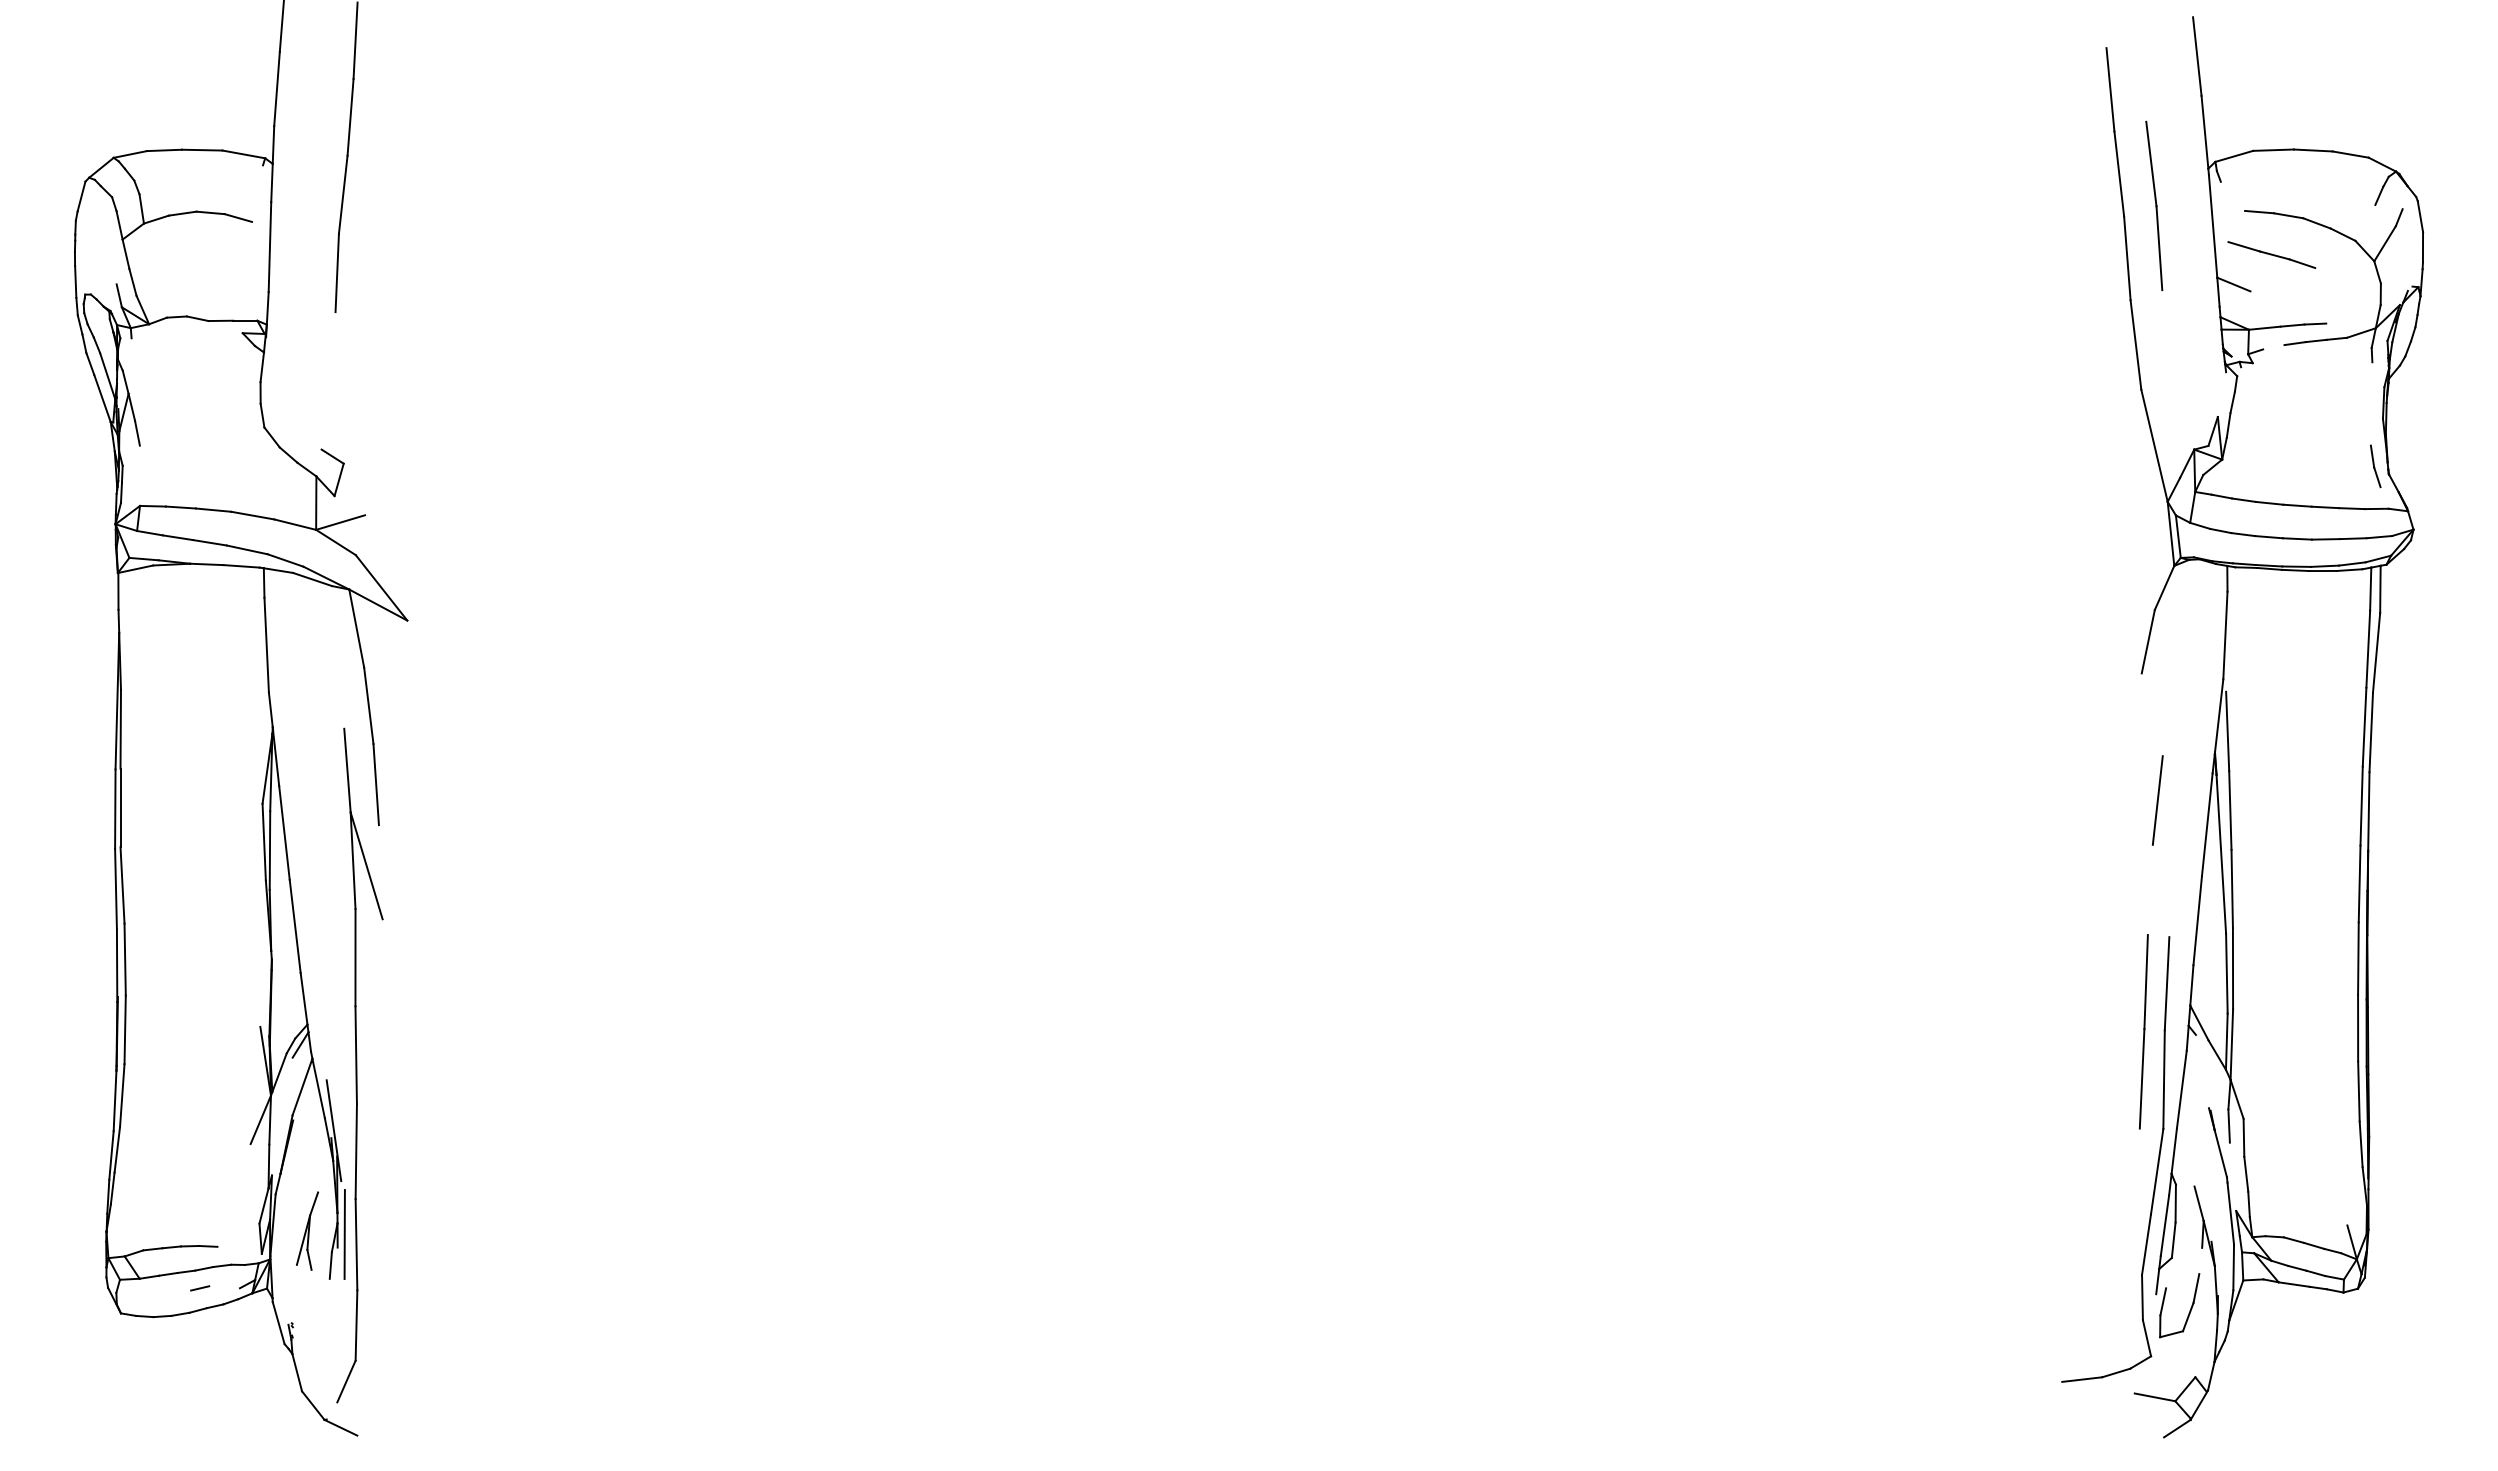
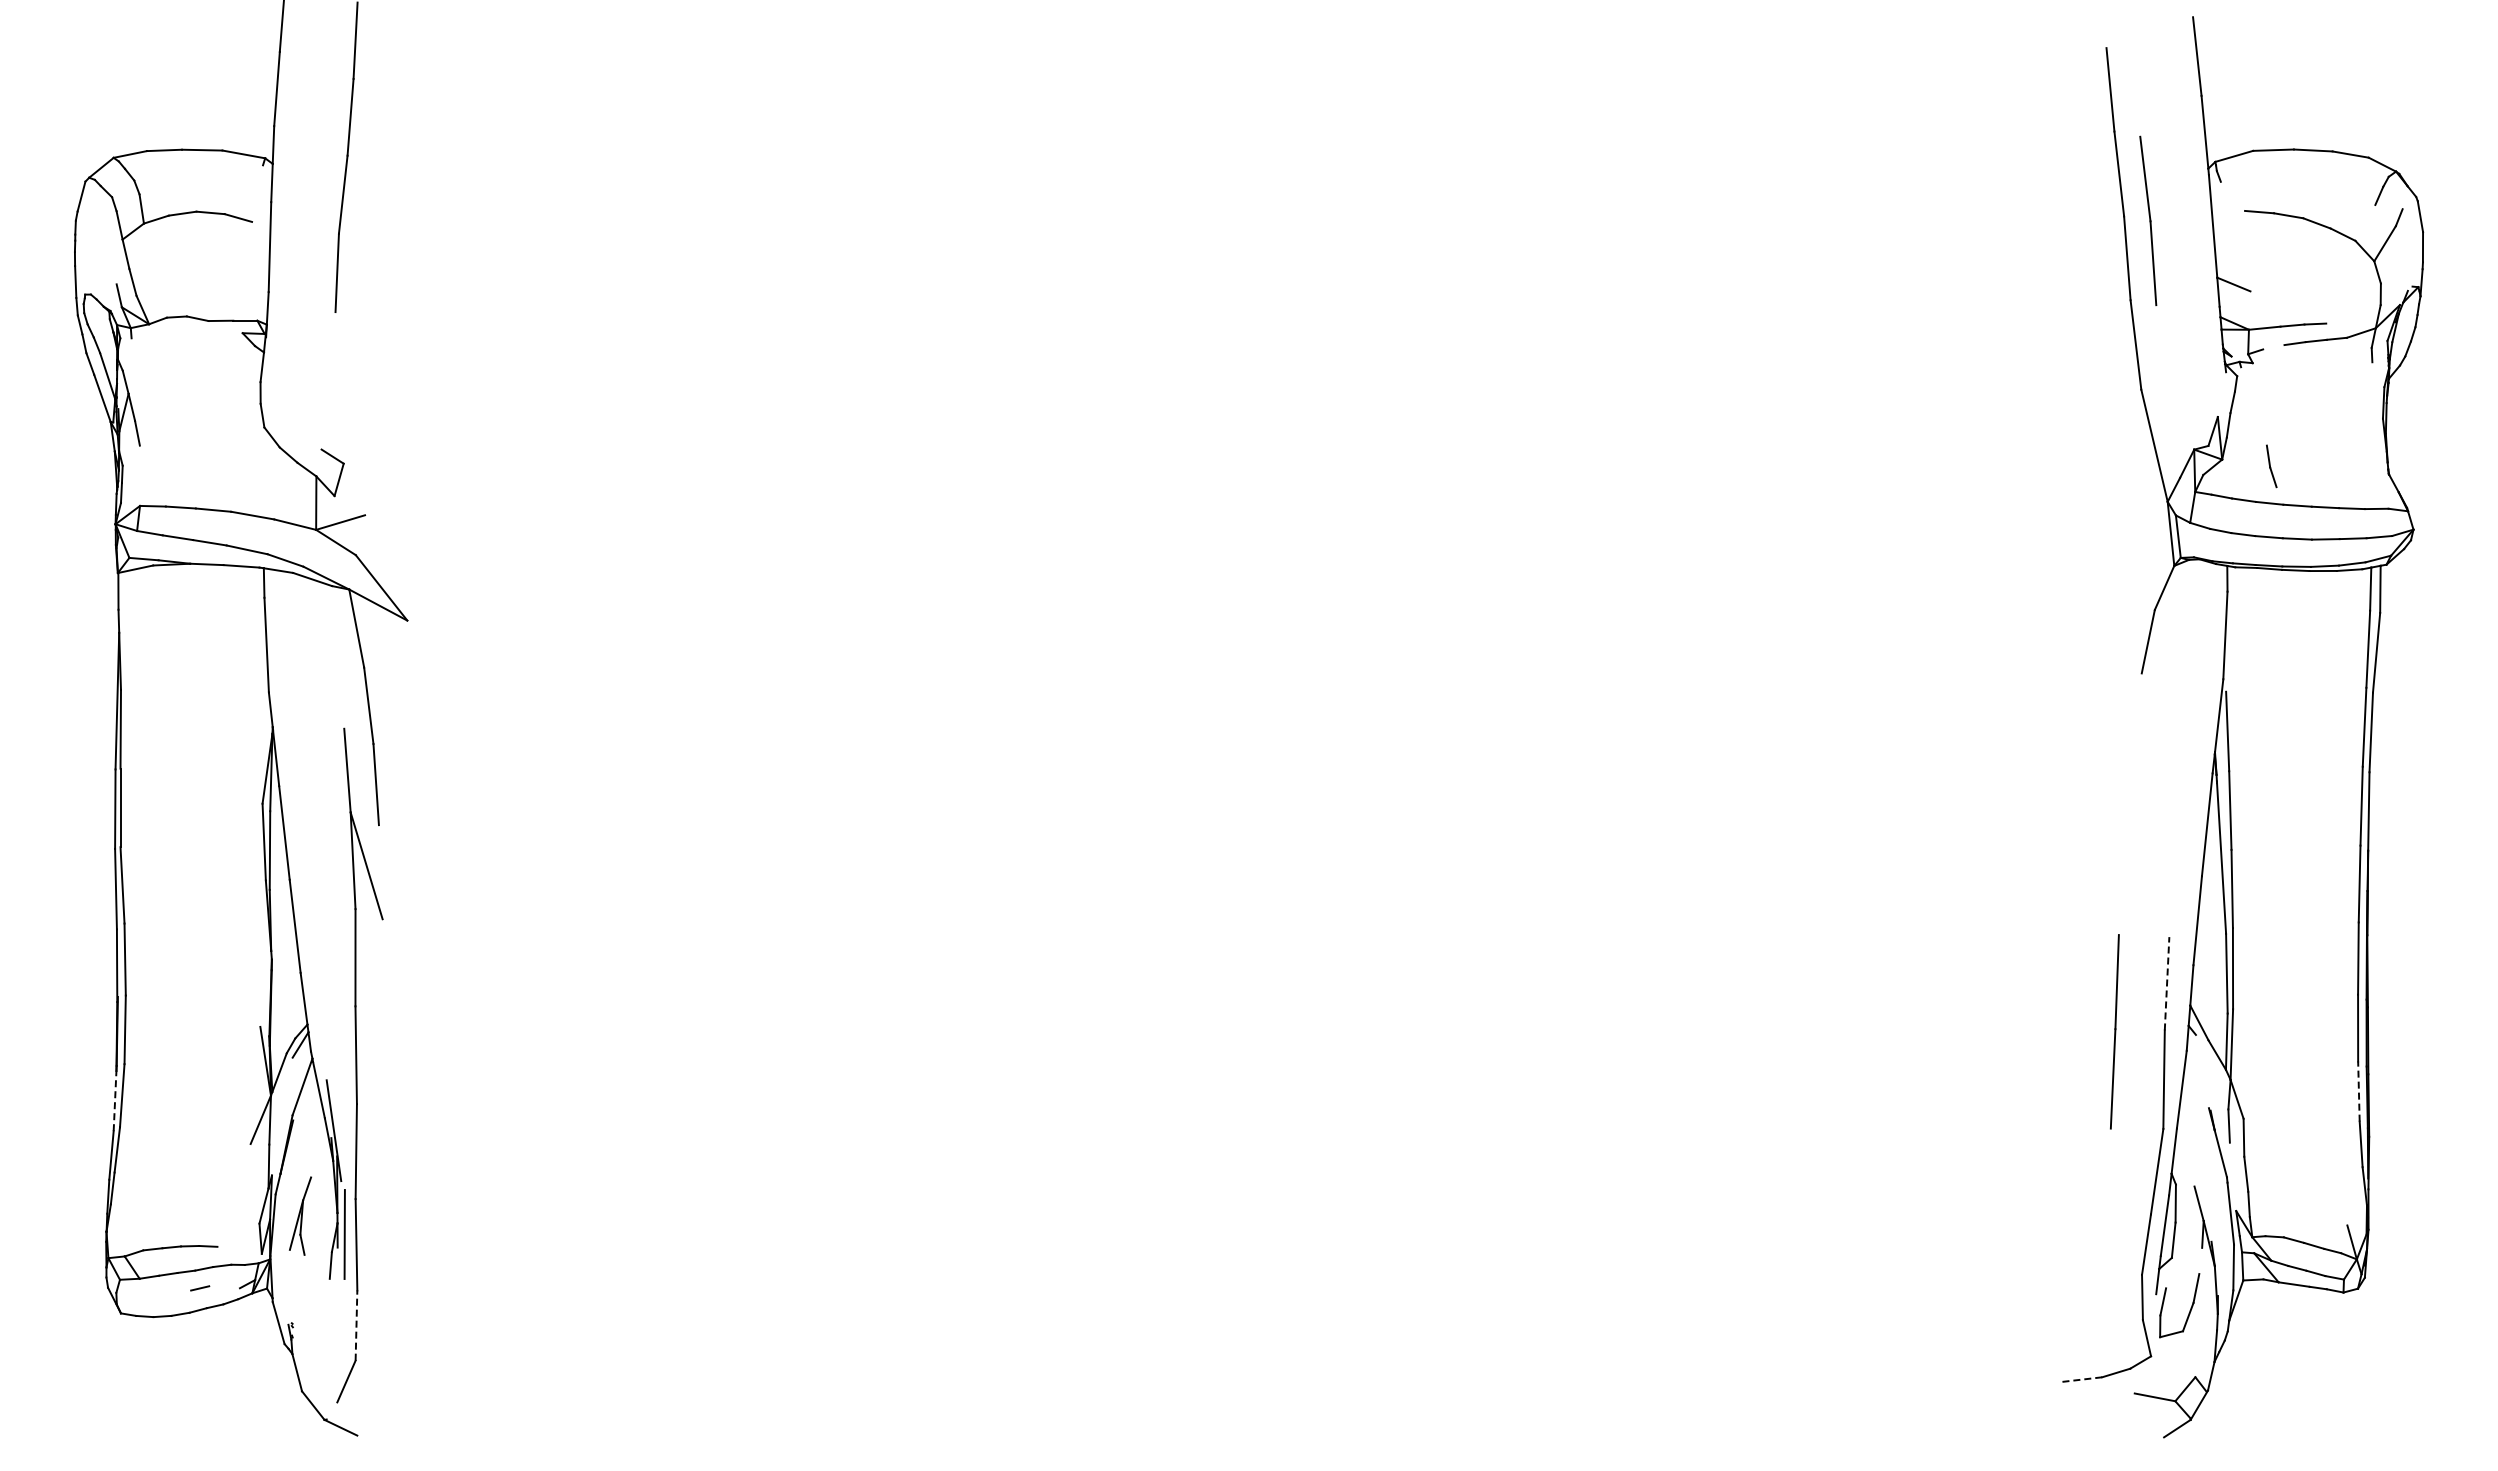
part position: (2154, 205) -> (2148, 220) (2148, 220)
part: present -> none (2271, 254)
part position: (2375, 466) -> (2271, 466) (2271, 466)
line: present -> none (2157, 800)
line: solid -> dashed (2167, 983)
line position: (2143, 1031) -> (2114, 1031) (2114, 1031)
line: solid -> dashed (2358, 1091)
line: solid -> dashed (115, 1100)
part position: (307, 1230) -> (300, 1215) (300, 1215)
line: solid -> dashed (356, 1325)
line: solid -> dashed (2081, 1379)
